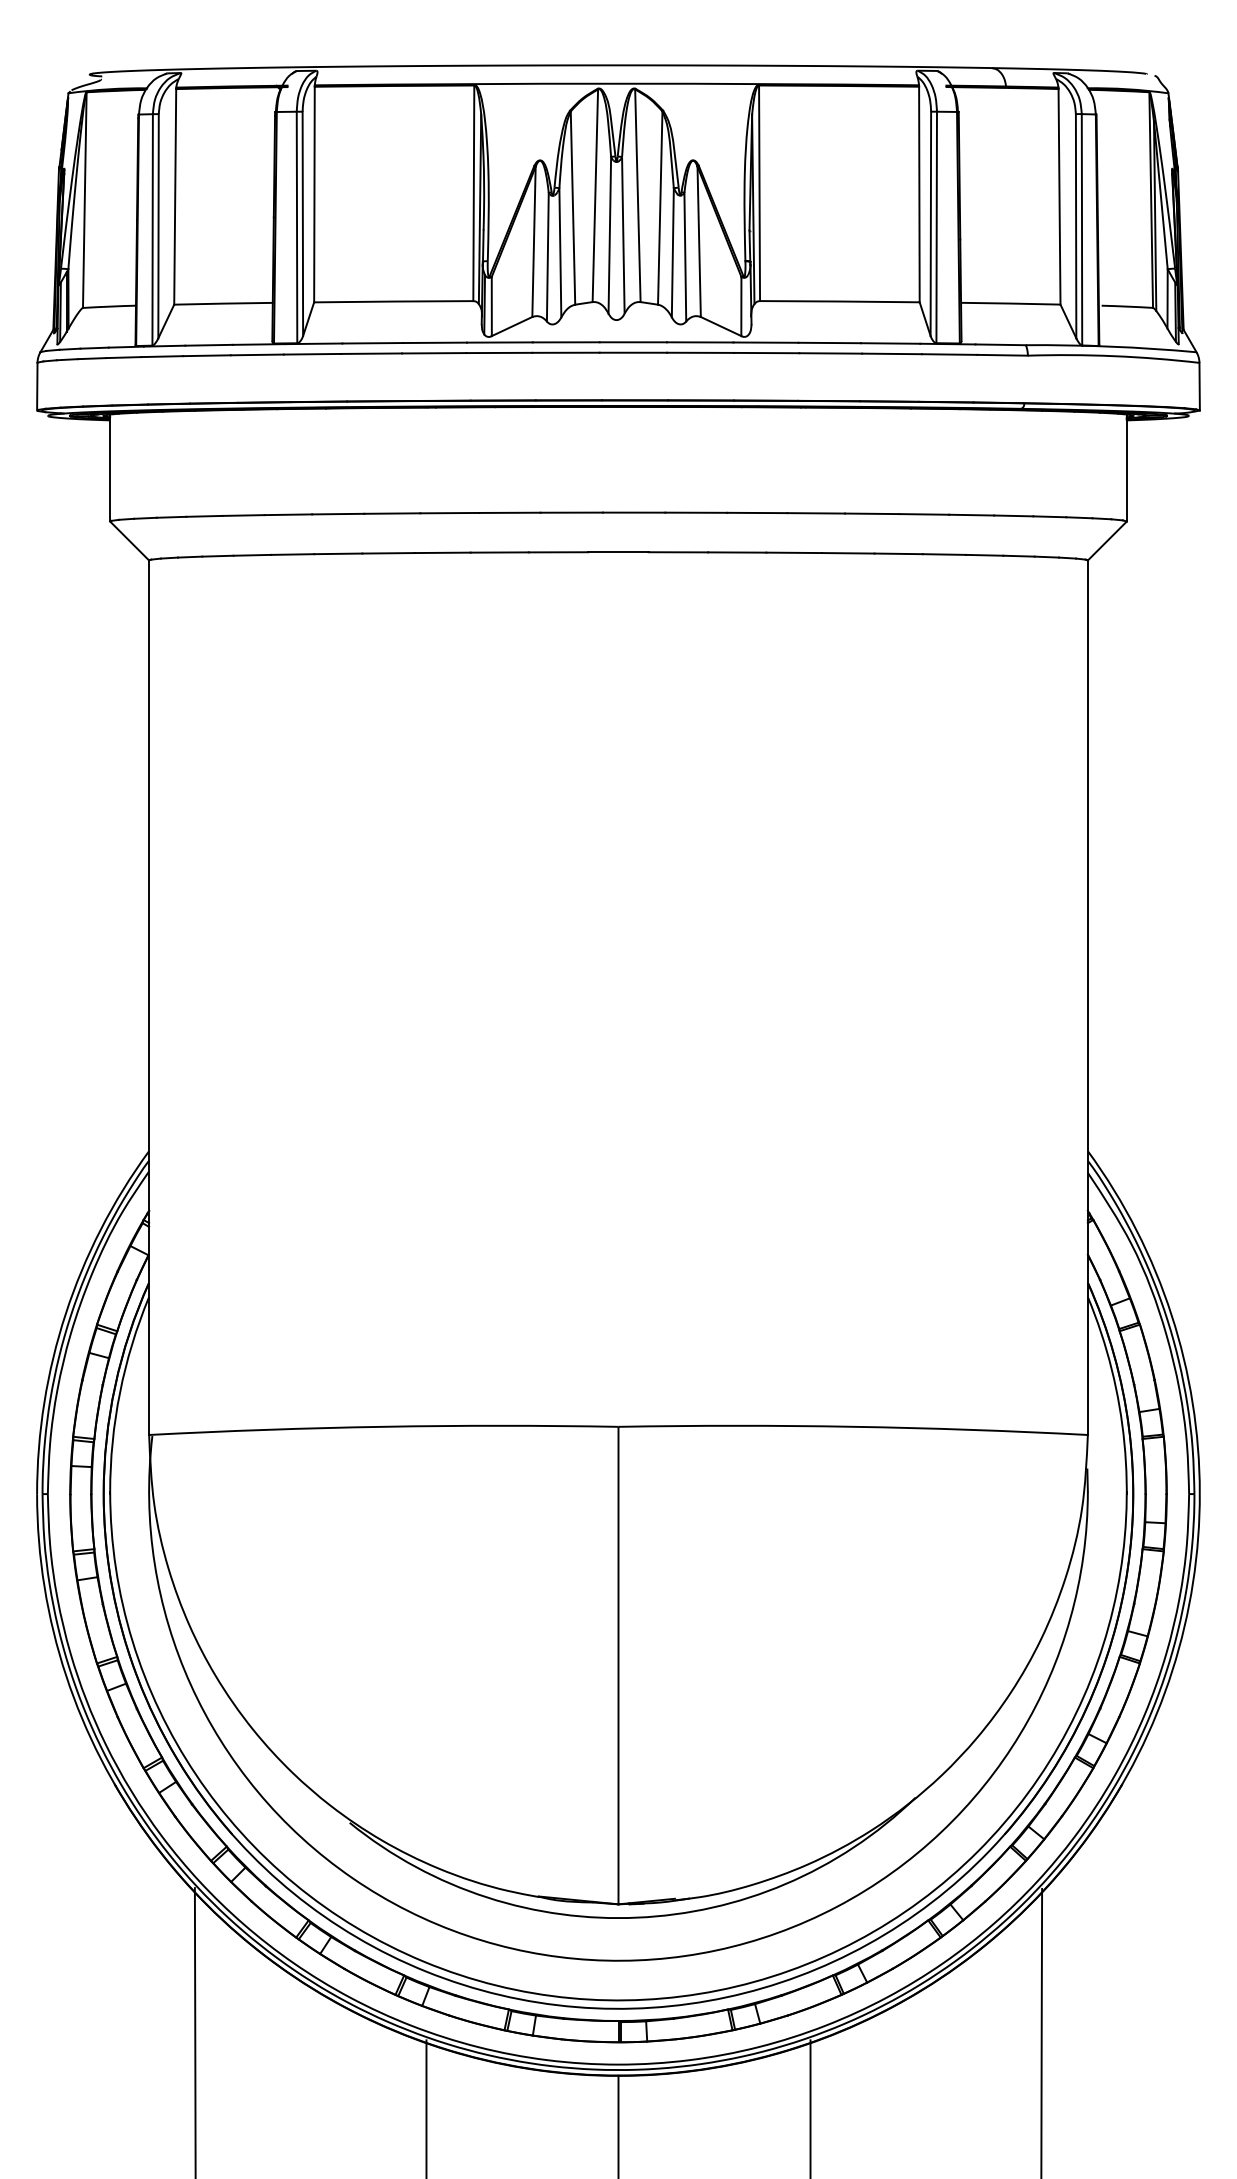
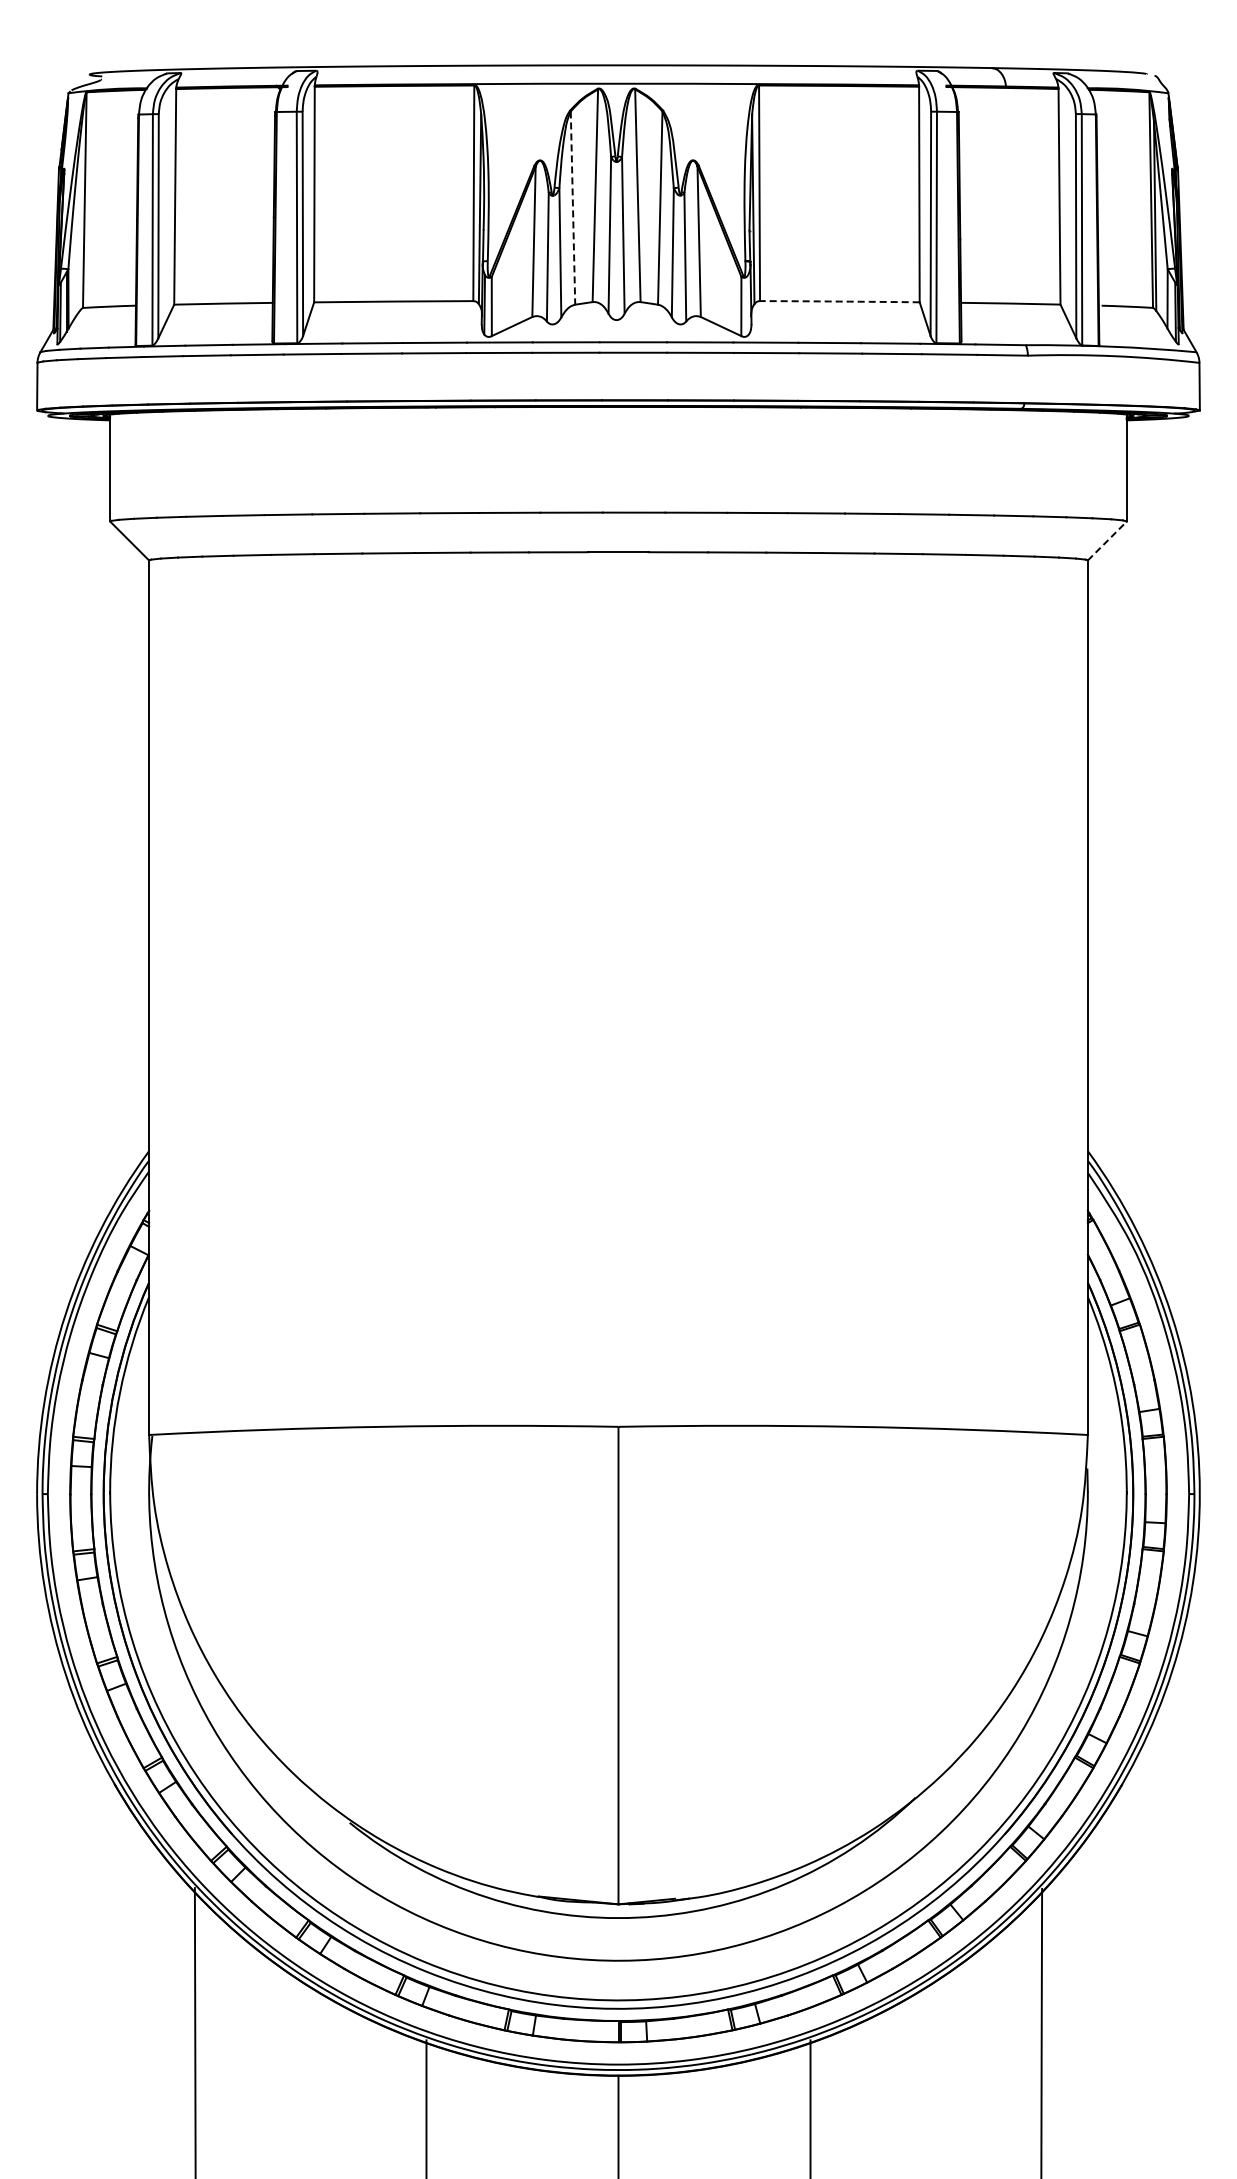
line: solid -> dashed (573, 208)
arc: solid -> dashed (839, 301)
line: solid -> dashed (1107, 540)
